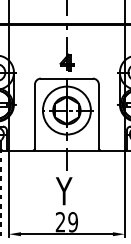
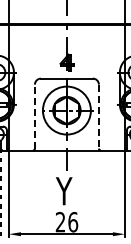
line: solid -> dashed (34, 116)
line: solid -> dashed (98, 116)
text: 29 -> 26 (73, 221)
